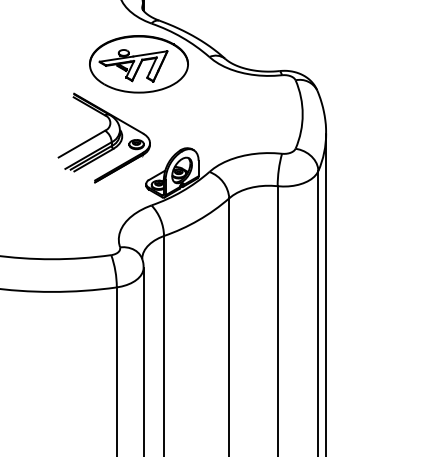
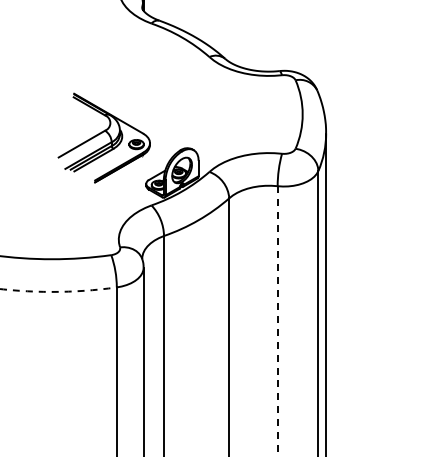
part: present -> none (138, 64)
arc: solid -> dashed (59, 291)
line: solid -> dashed (277, 321)
